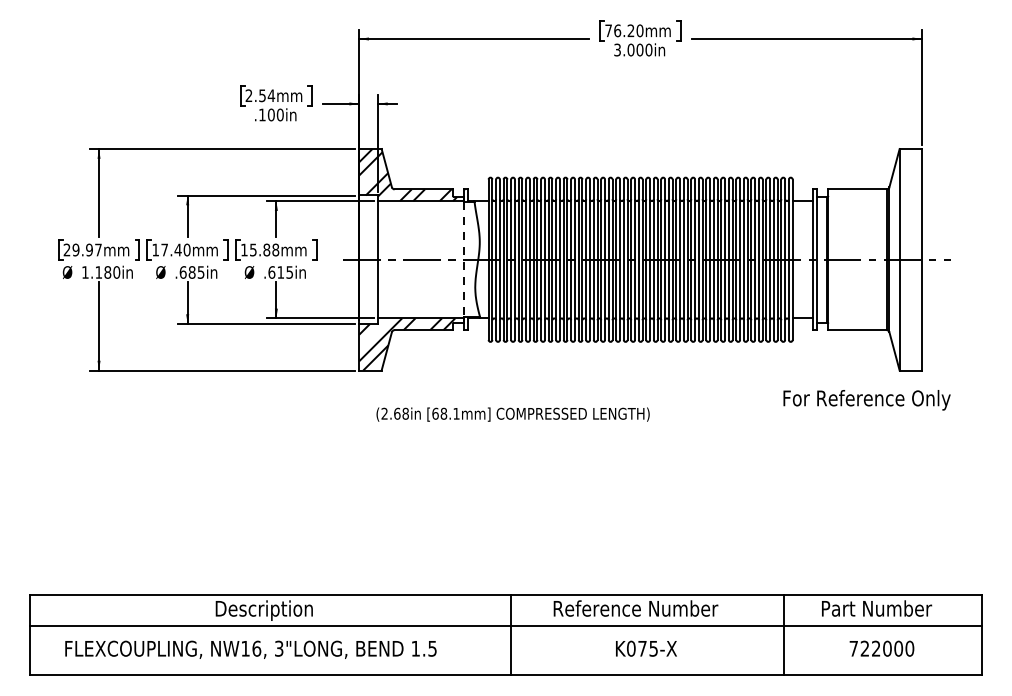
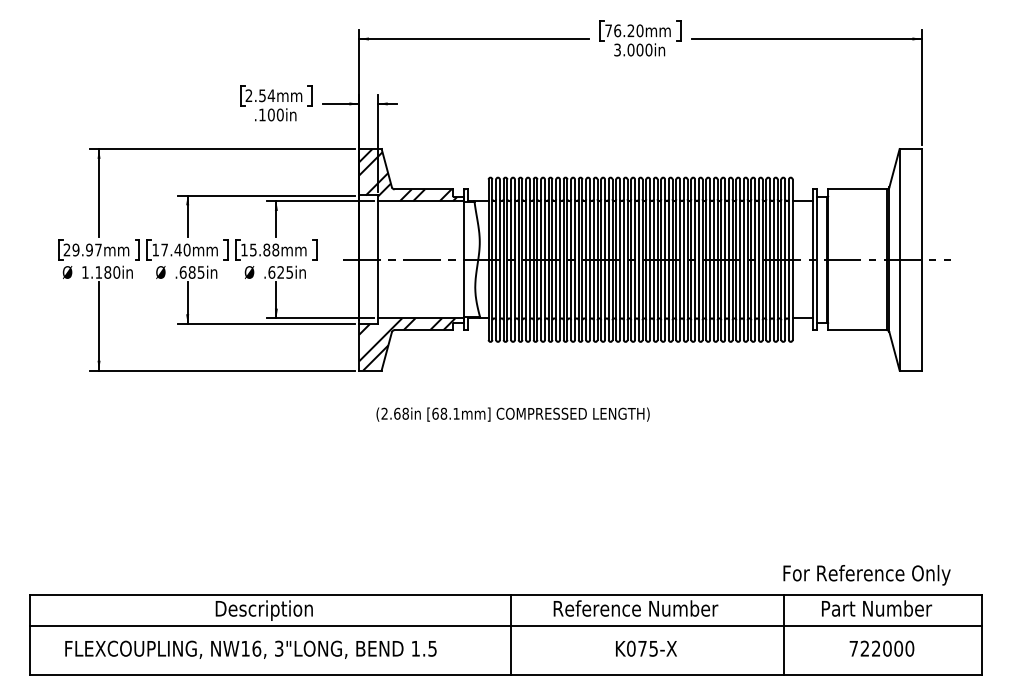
line: dashed -> solid (464, 259)
text: .615in -> .625in (280, 272)
text position: (866, 400) -> (866, 575) (866, 575)
